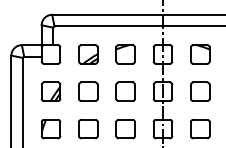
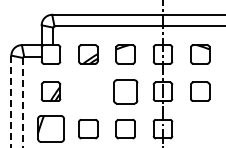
part: present -> none (88, 91)
part size: 21x21 px -> 26x26 px (125, 91)
line: solid -> dashed (11, 101)
line: solid -> dashed (23, 102)
part size: 22x21 px -> 28x28 px (50, 128)
part: present -> none (200, 129)
